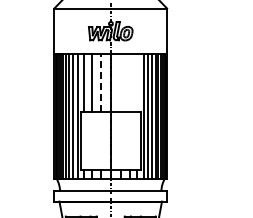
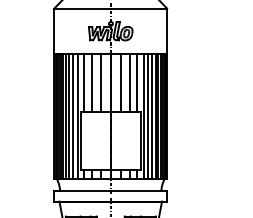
line: dashed -> solid (100, 82)
line: none -> present (120, 82)
line: none -> present (137, 82)
line: none -> present (129, 83)
